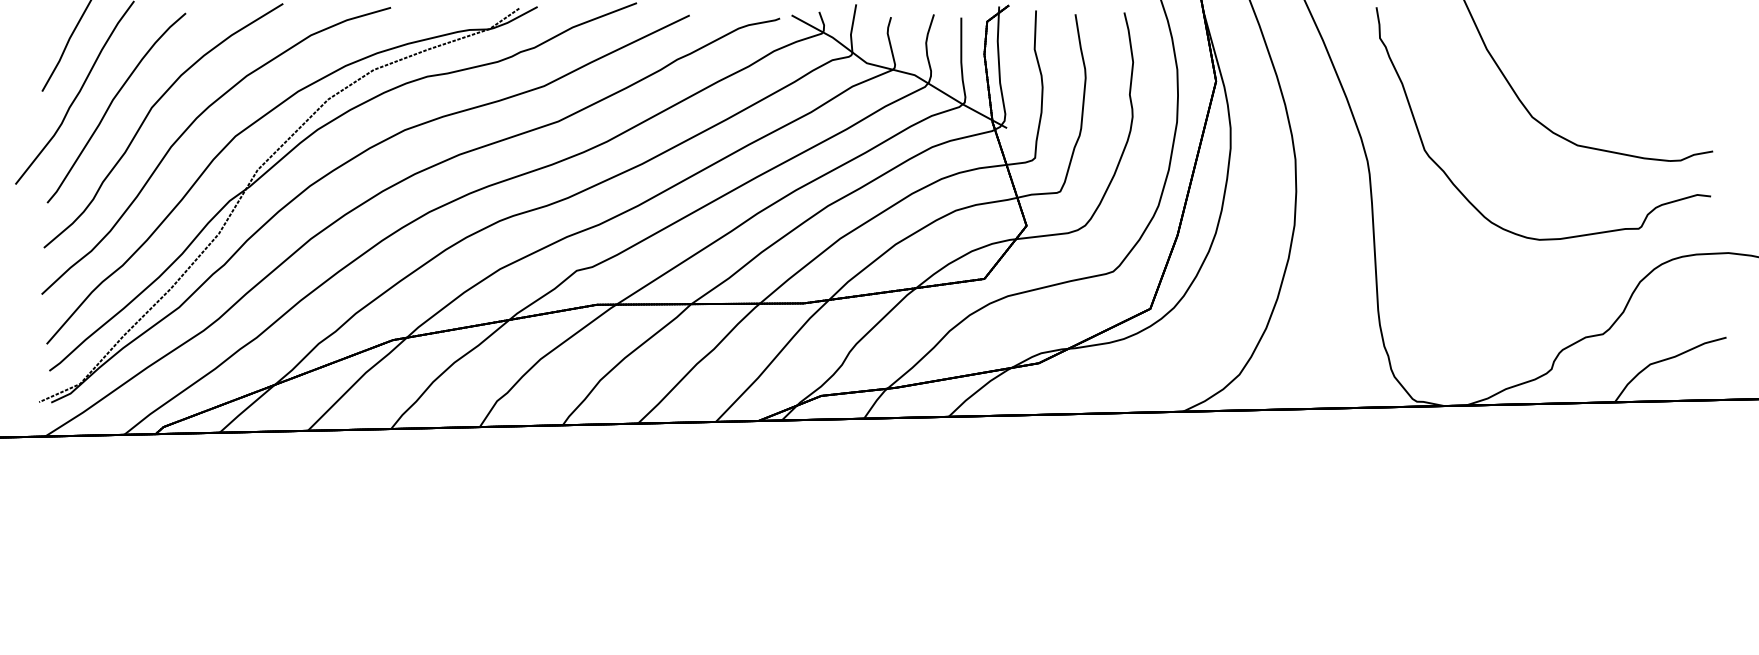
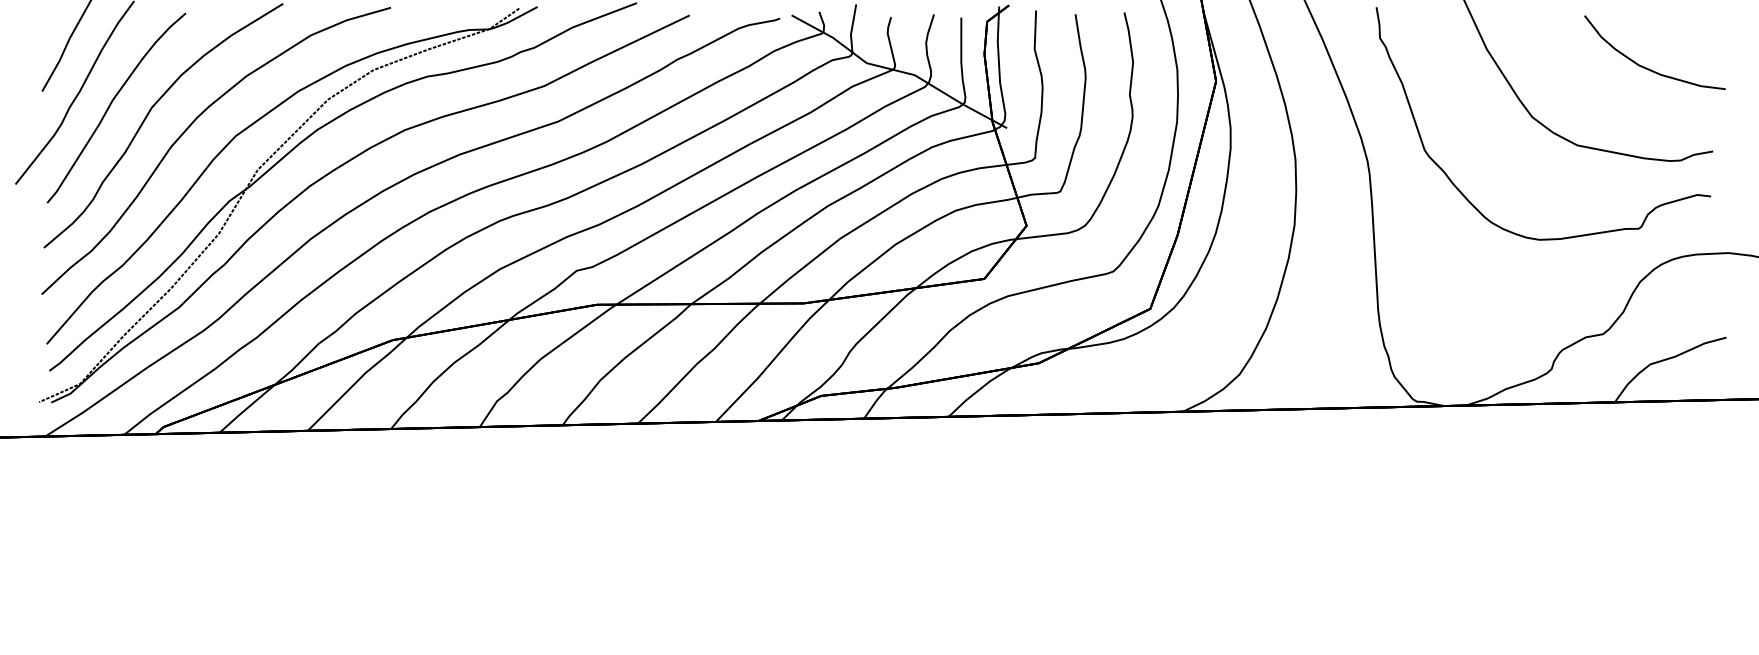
curve: none -> present (1649, 68)
